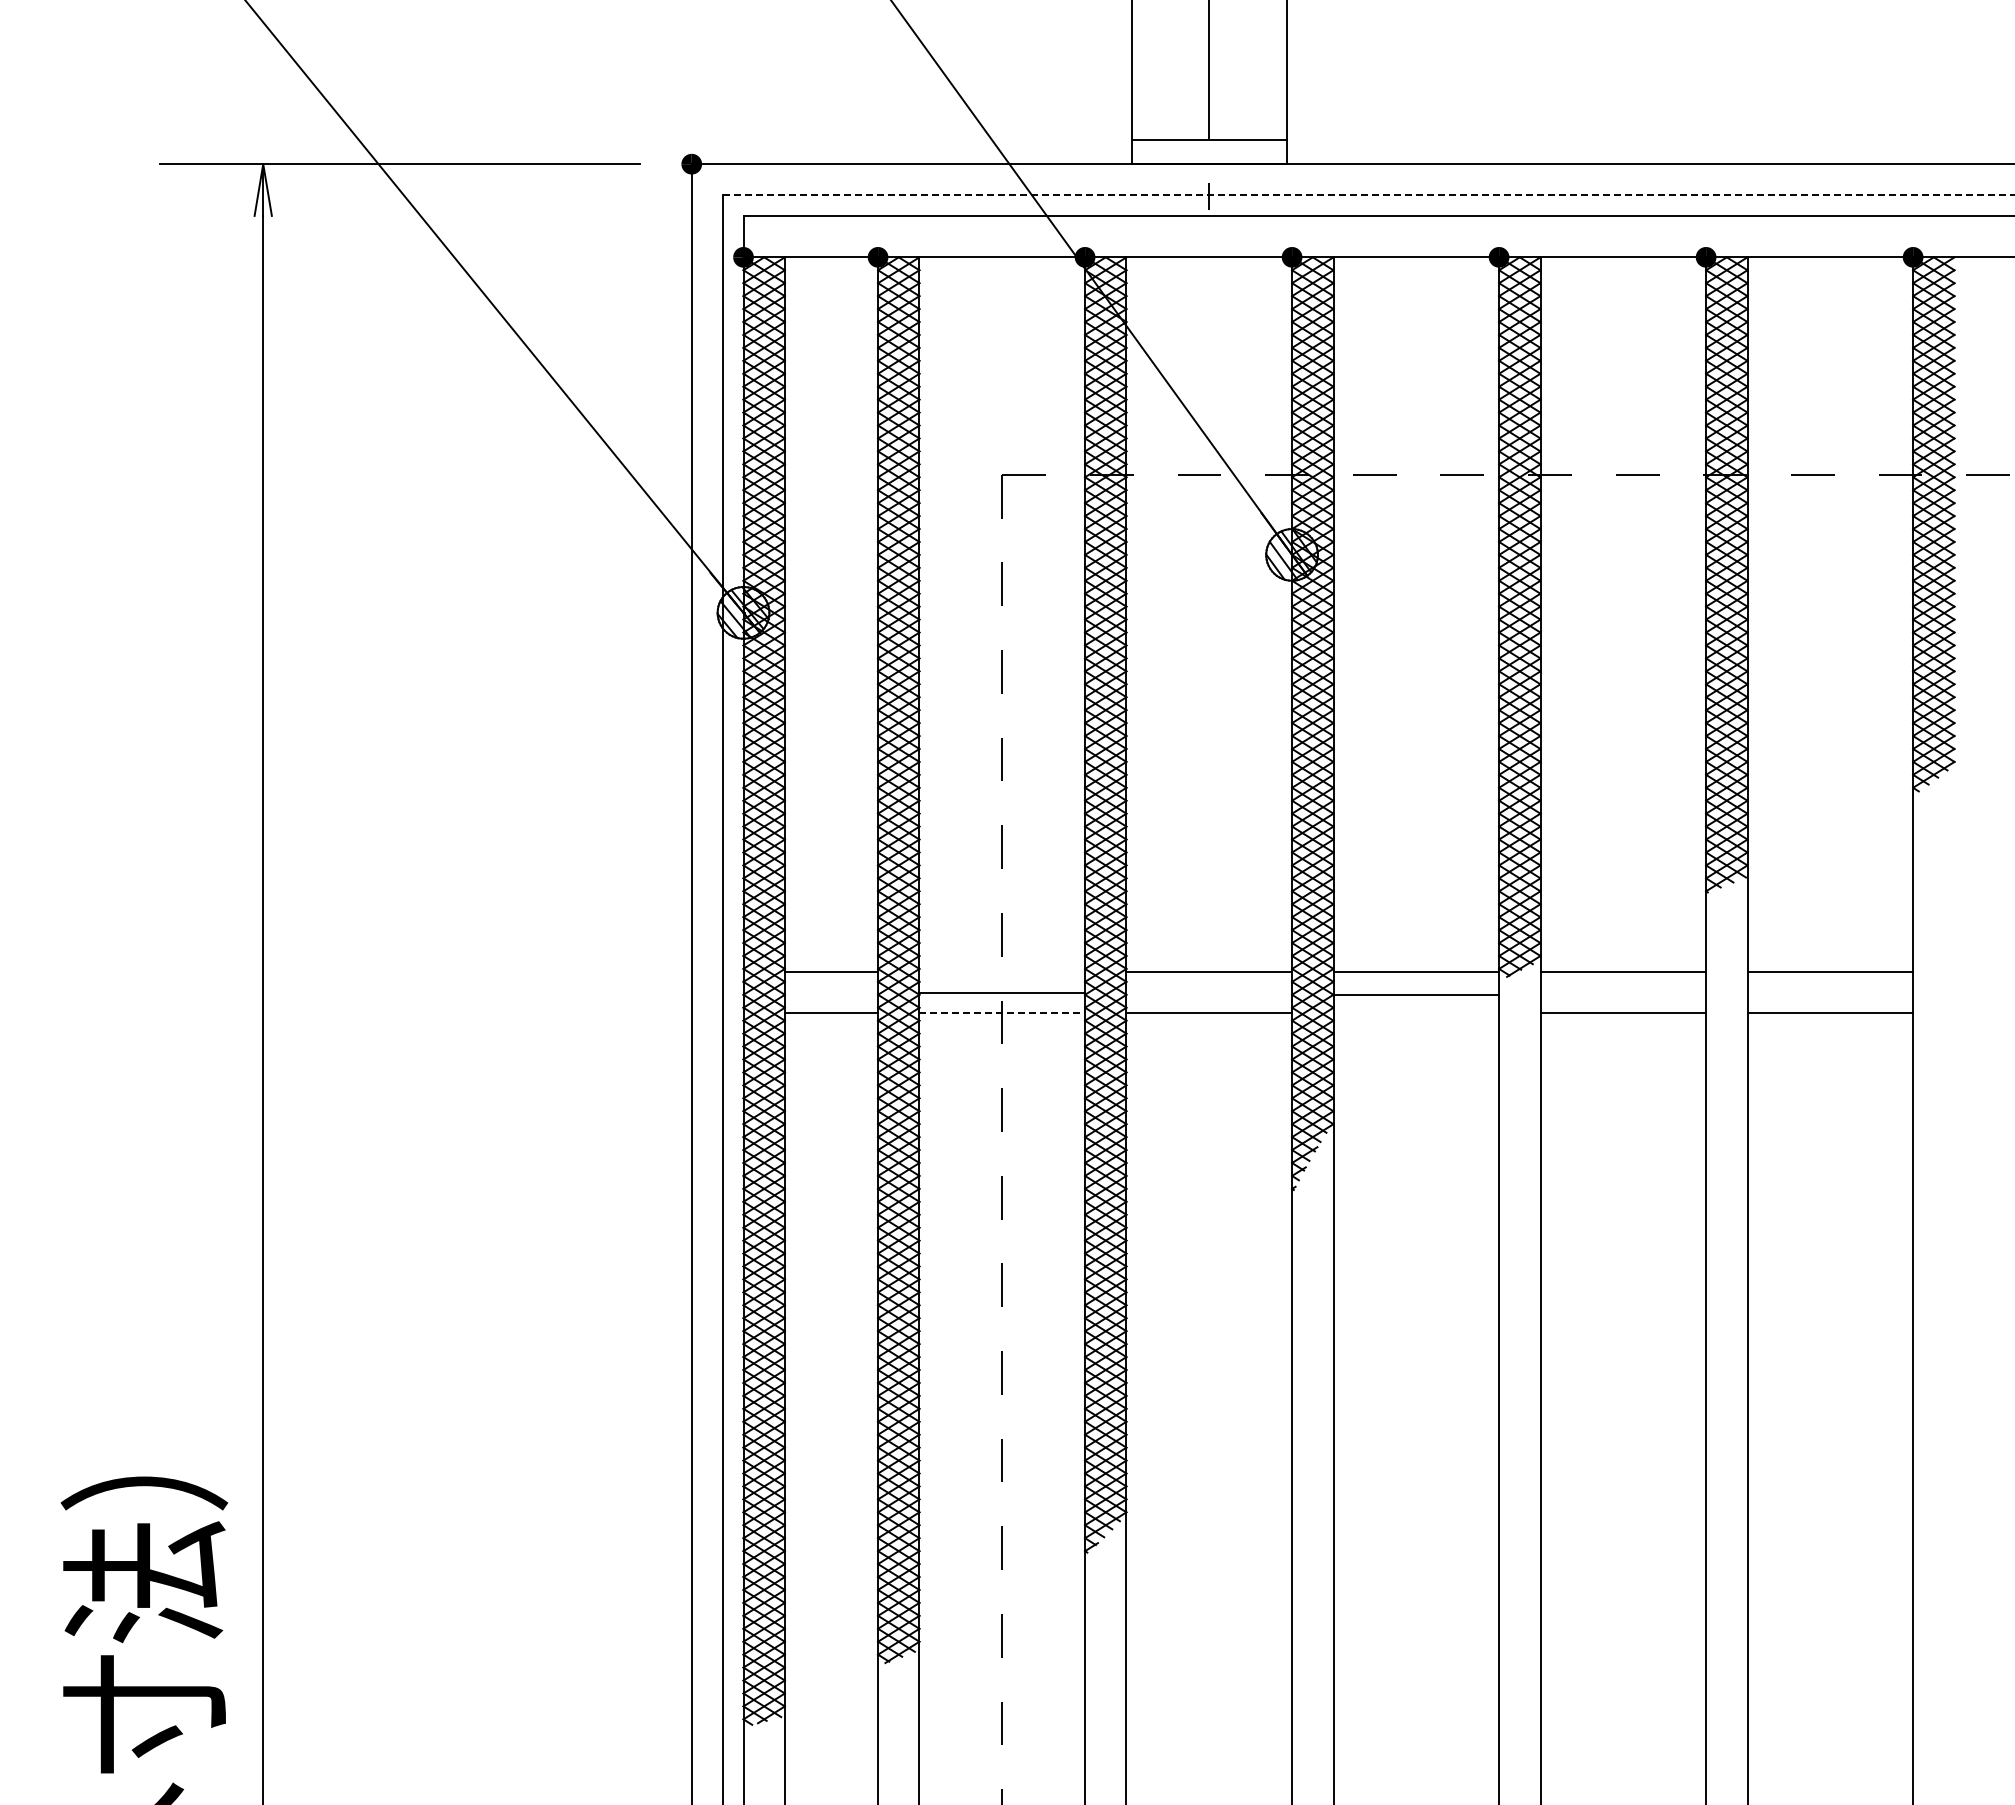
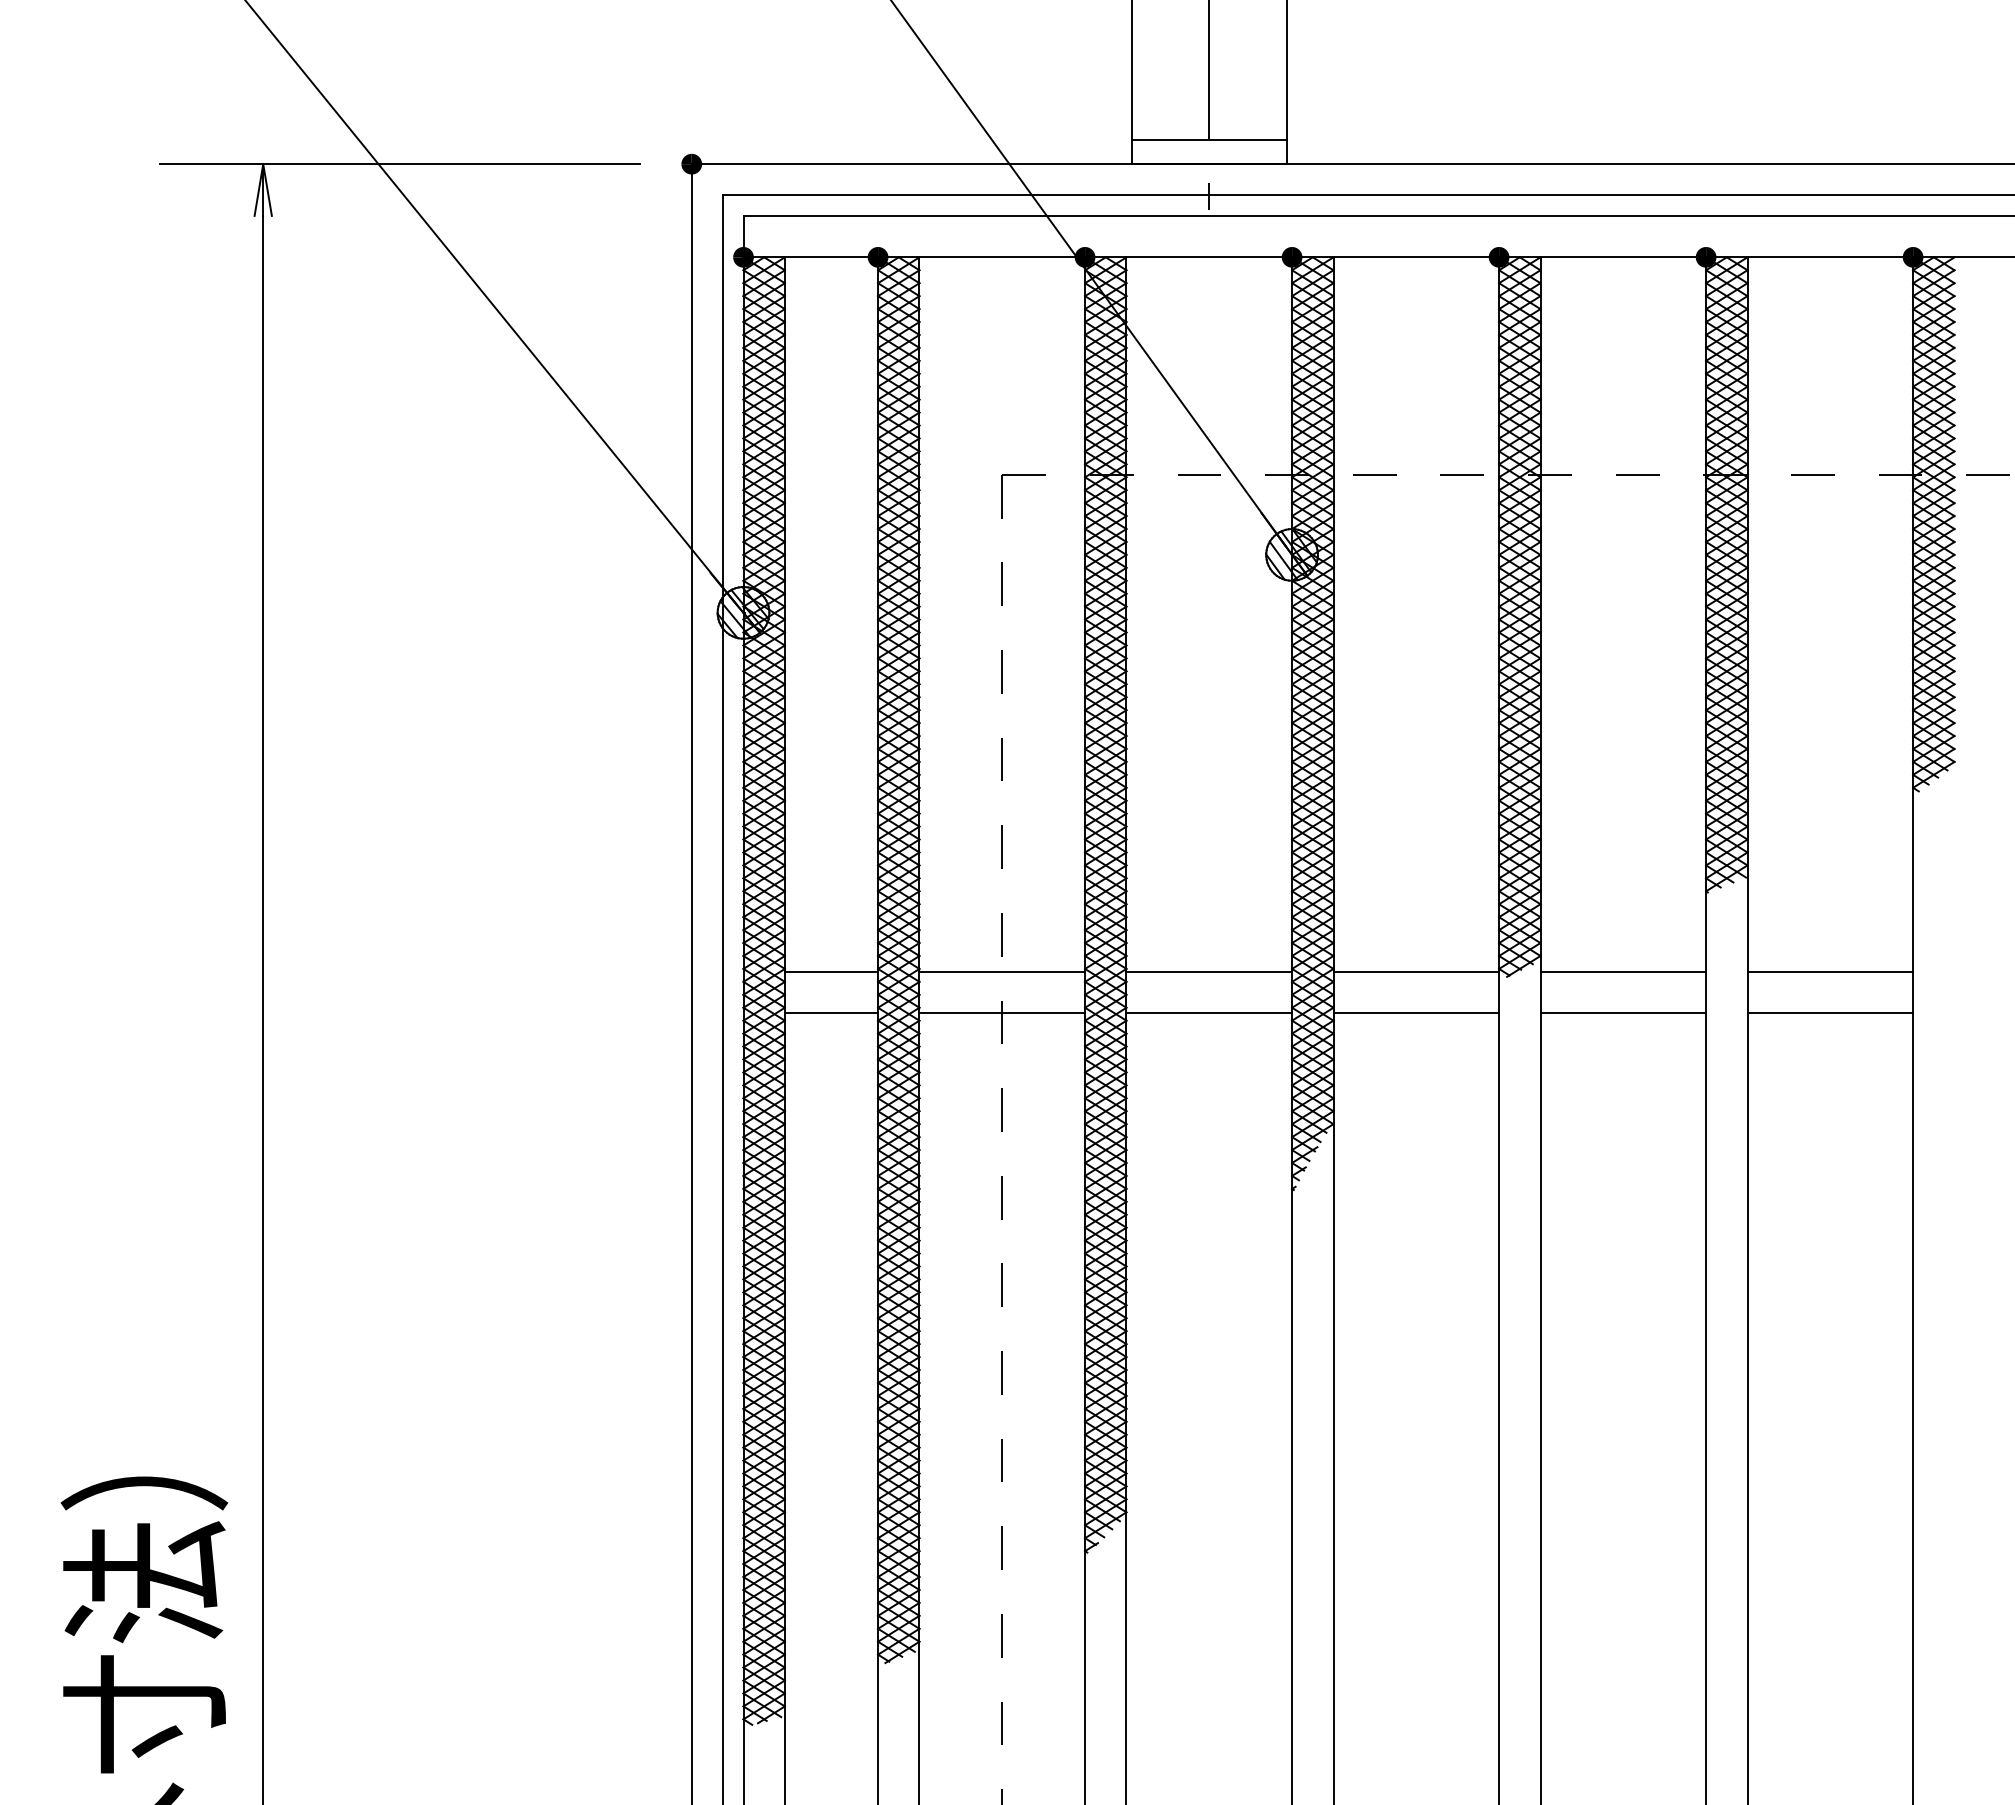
line: dashed -> solid (1368, 195)
line position: (1002, 992) -> (1002, 971) (1002, 971)
line position: (1416, 994) -> (1416, 1012) (1416, 1012)
line: dashed -> solid (1002, 1012)
